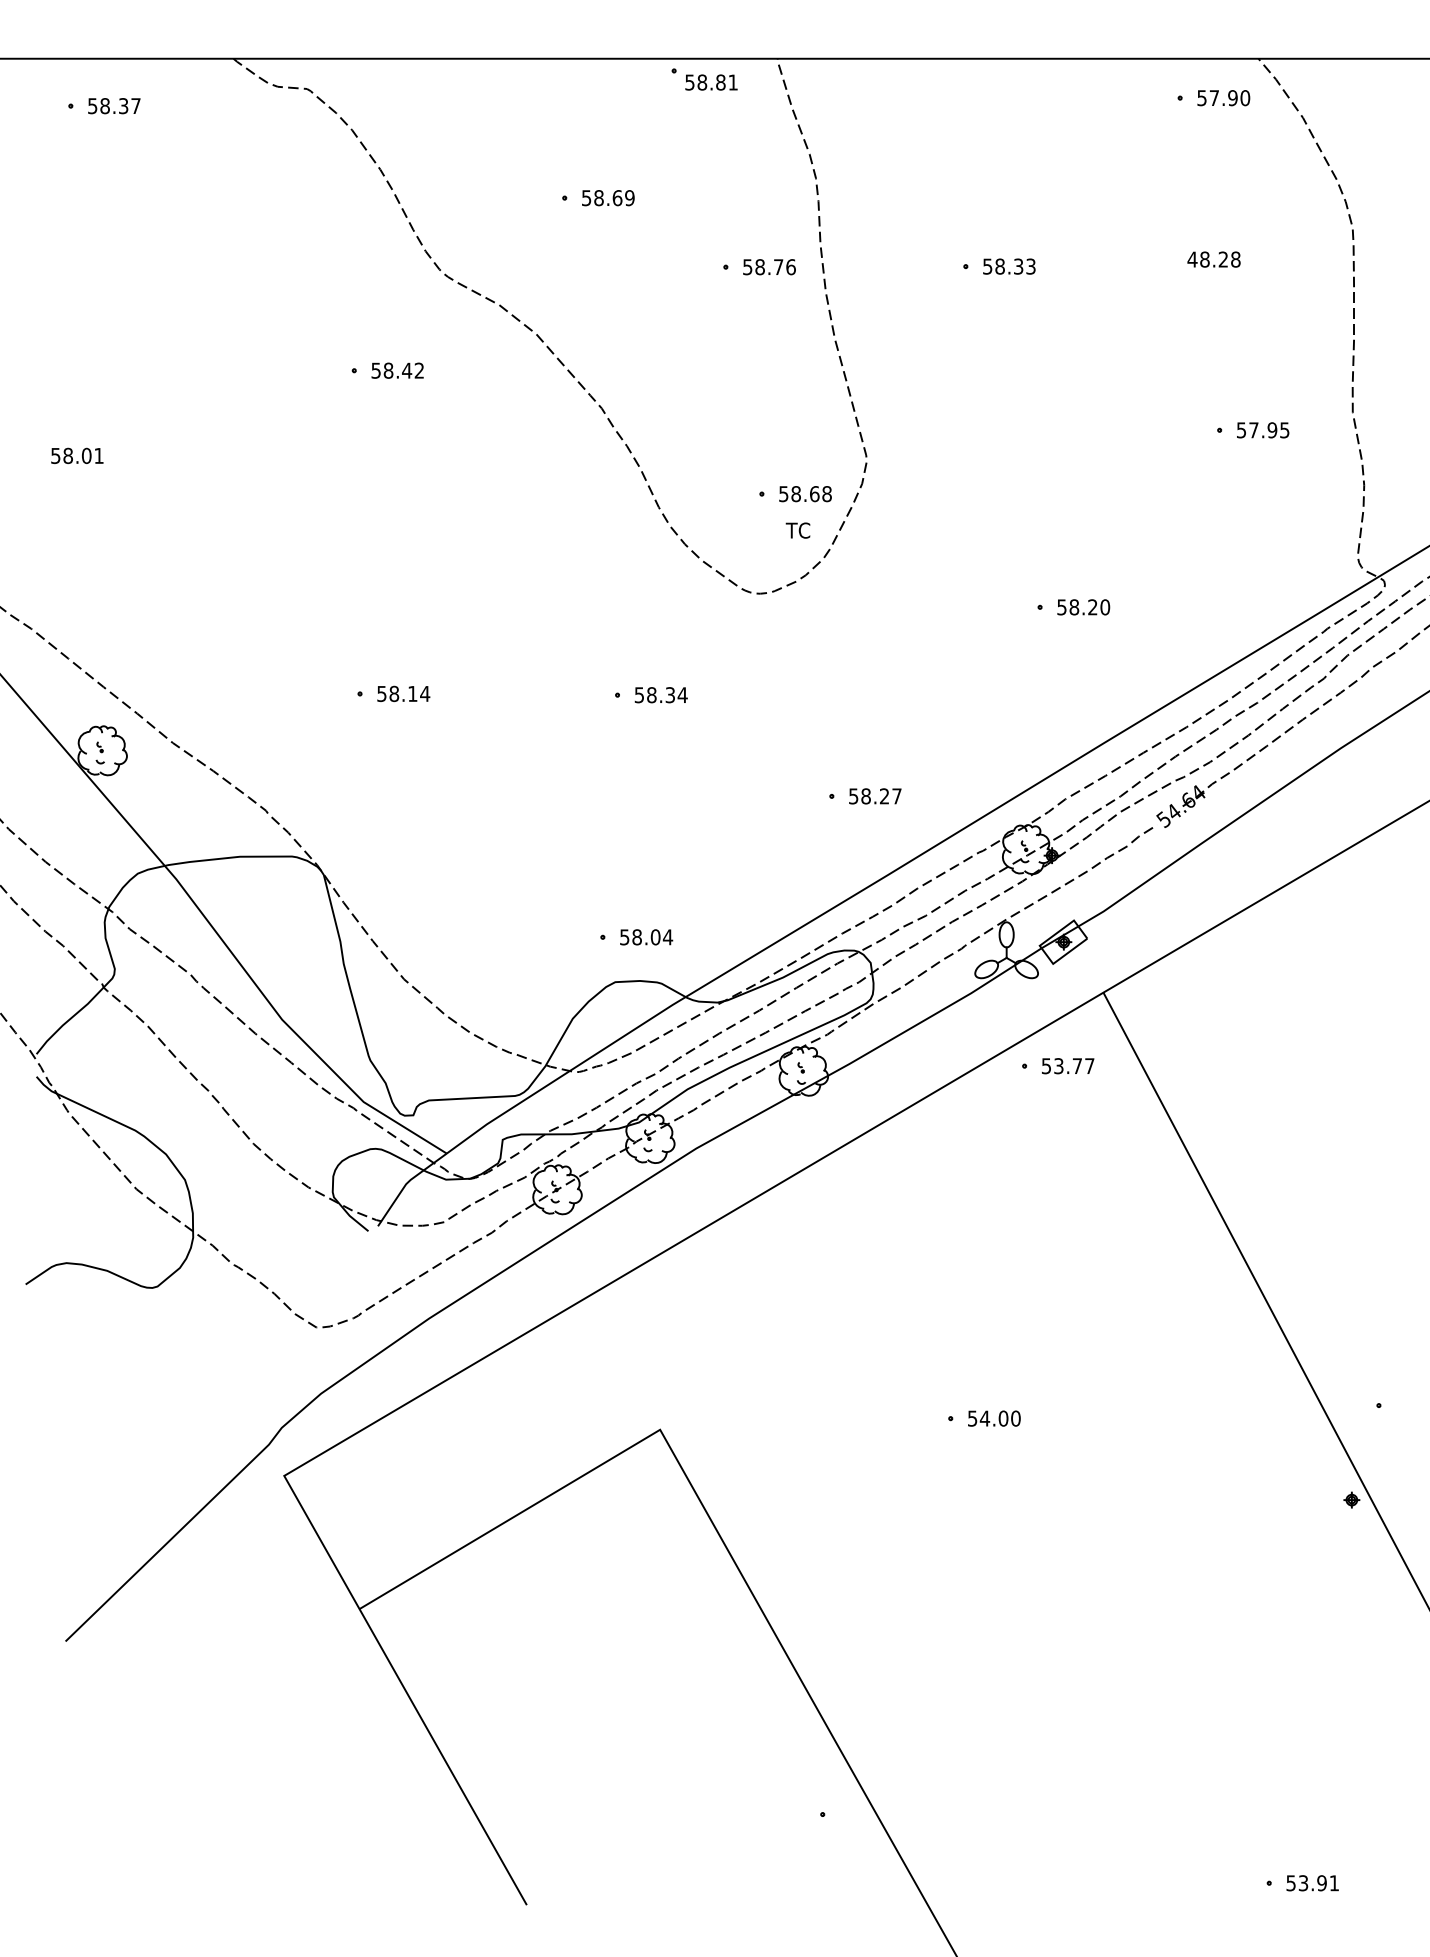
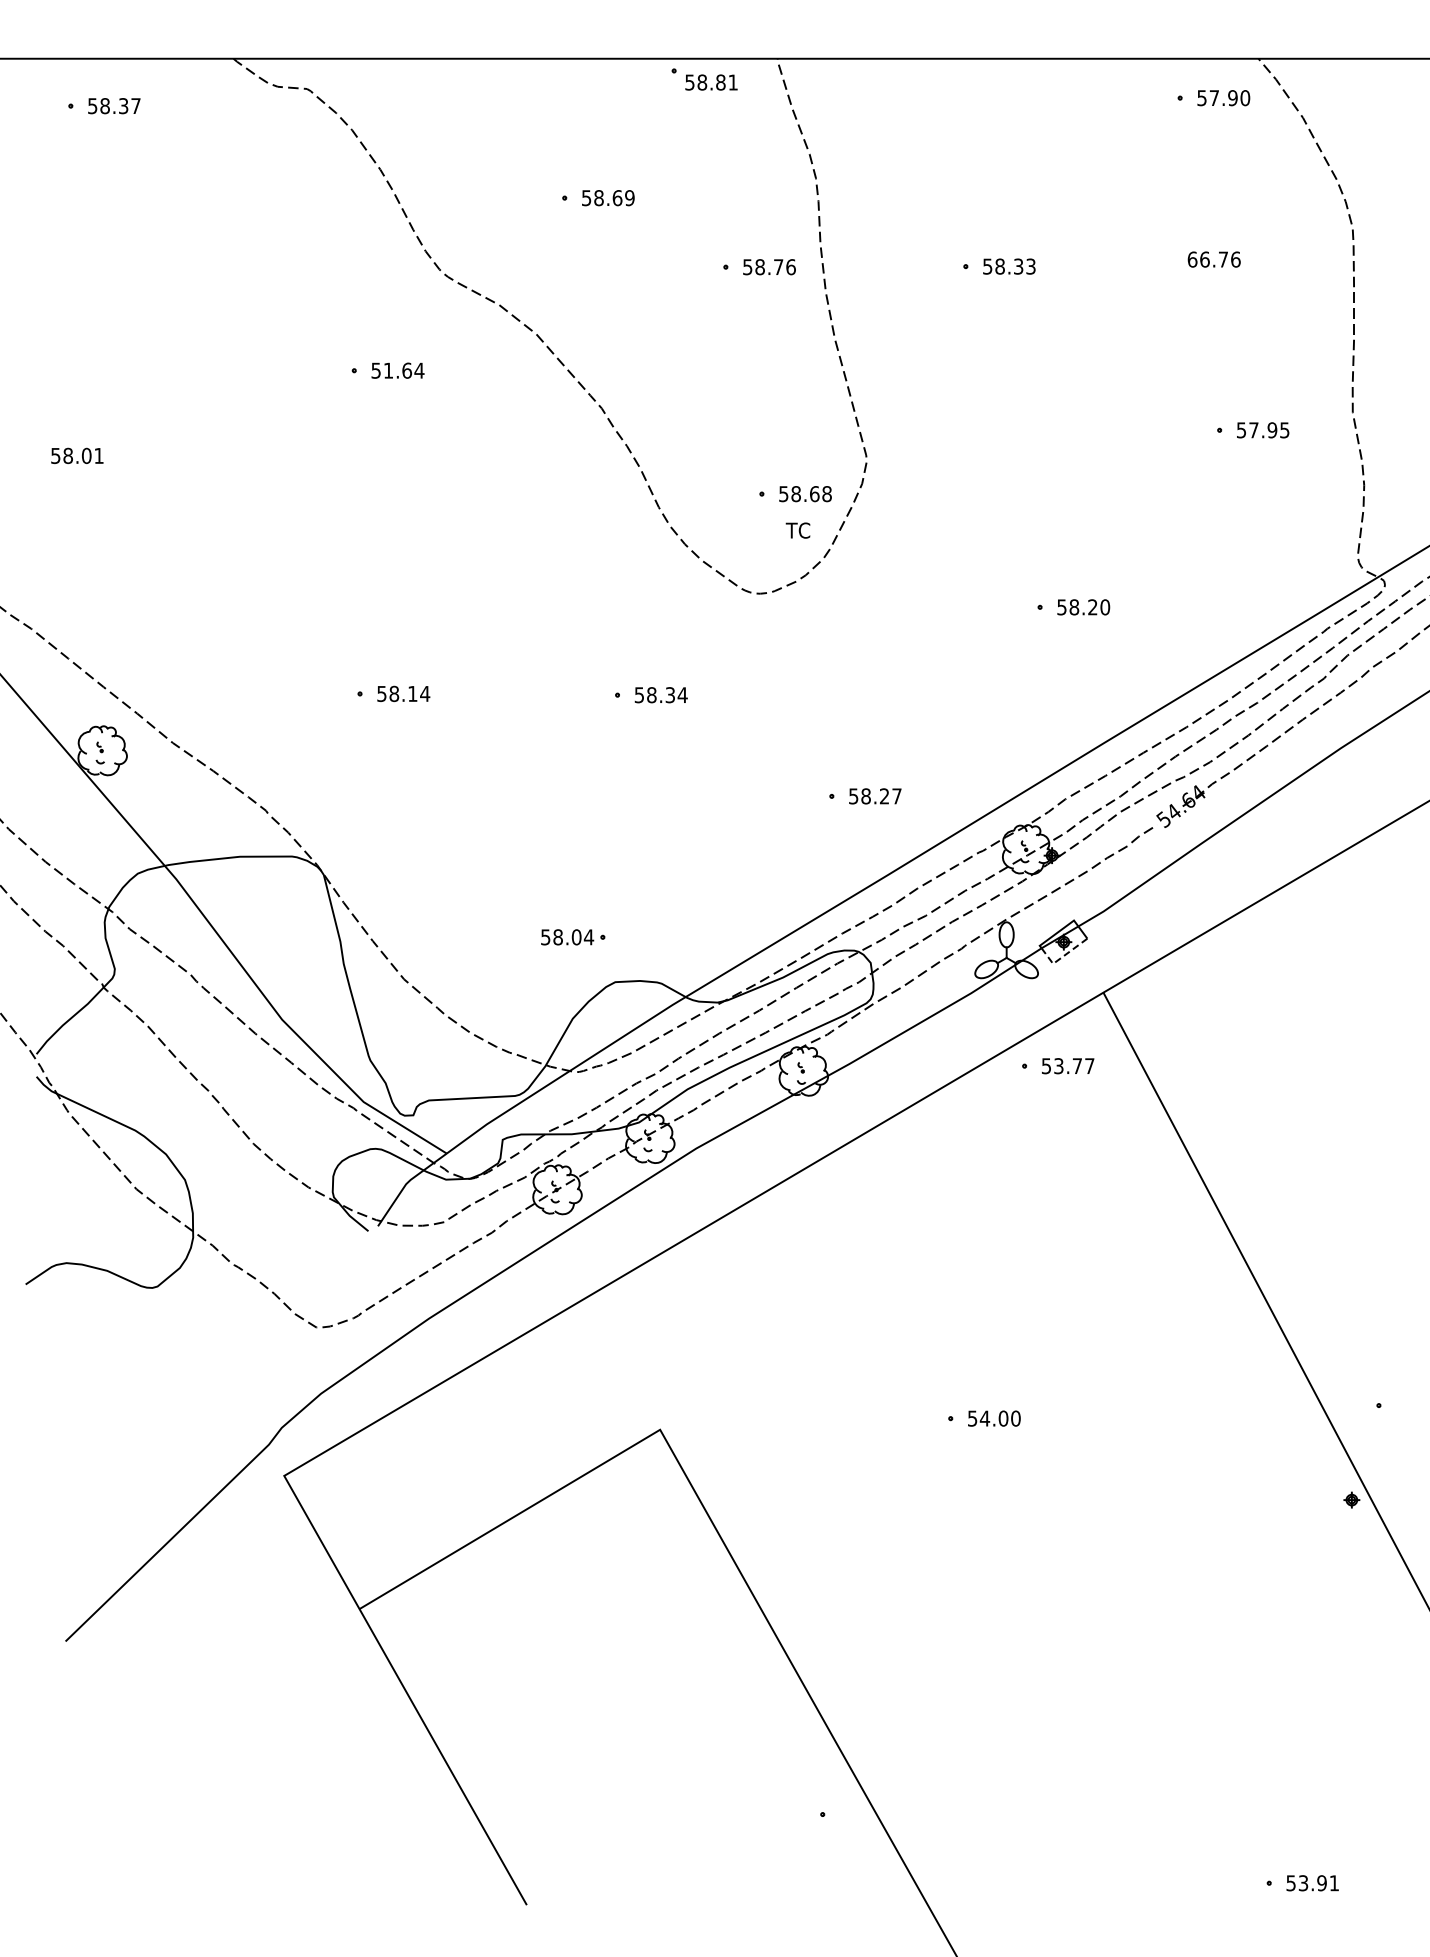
text: 48.28 -> 66.76 (1213, 259)
text: 58.42 -> 51.64 (403, 370)
text position: (646, 937) -> (567, 937) (567, 937)
line: solid -> dashed (1061, 957)
